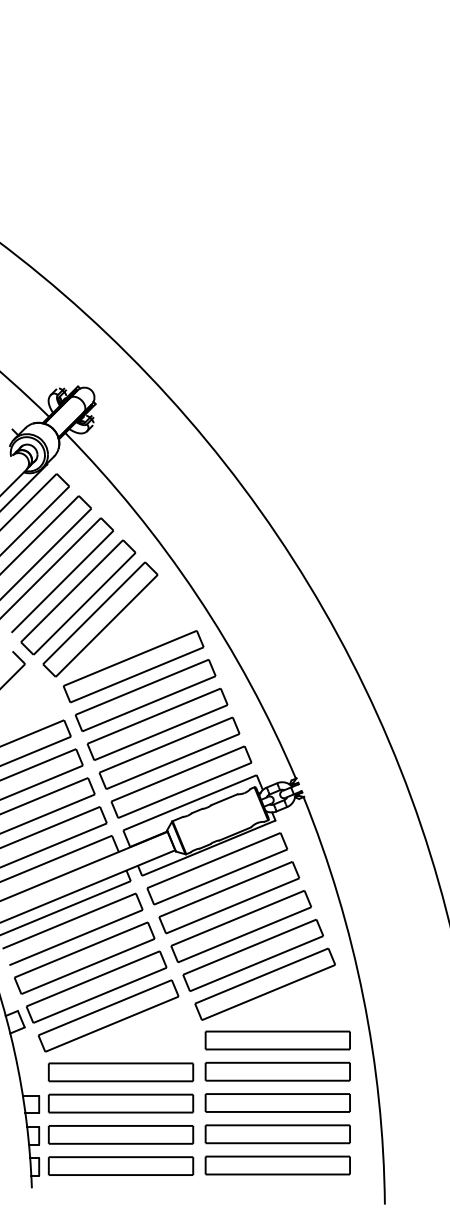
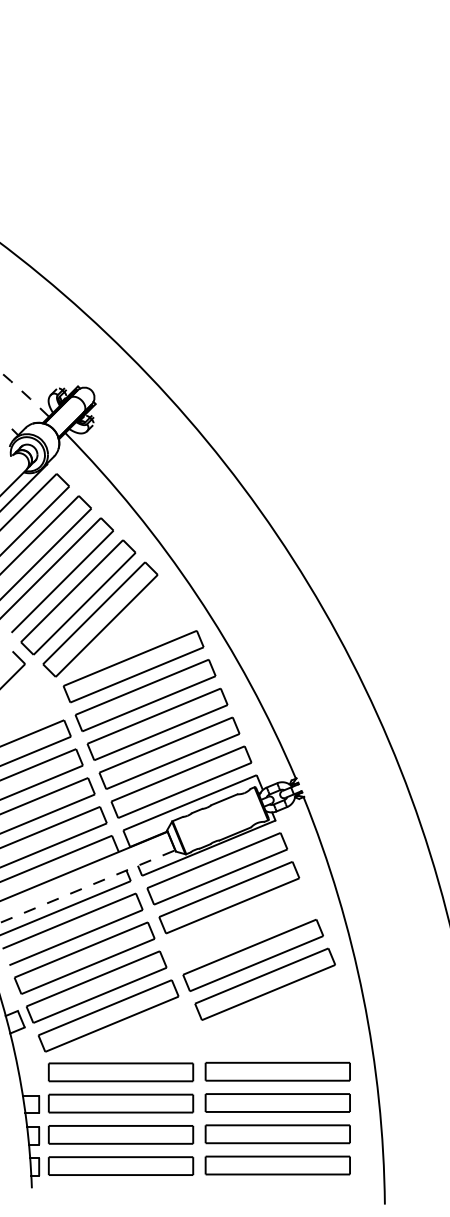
arc: solid -> dashed (25, 394)
line: solid -> dashed (88, 886)
part: present -> none (241, 926)
part: present -> none (277, 1040)
